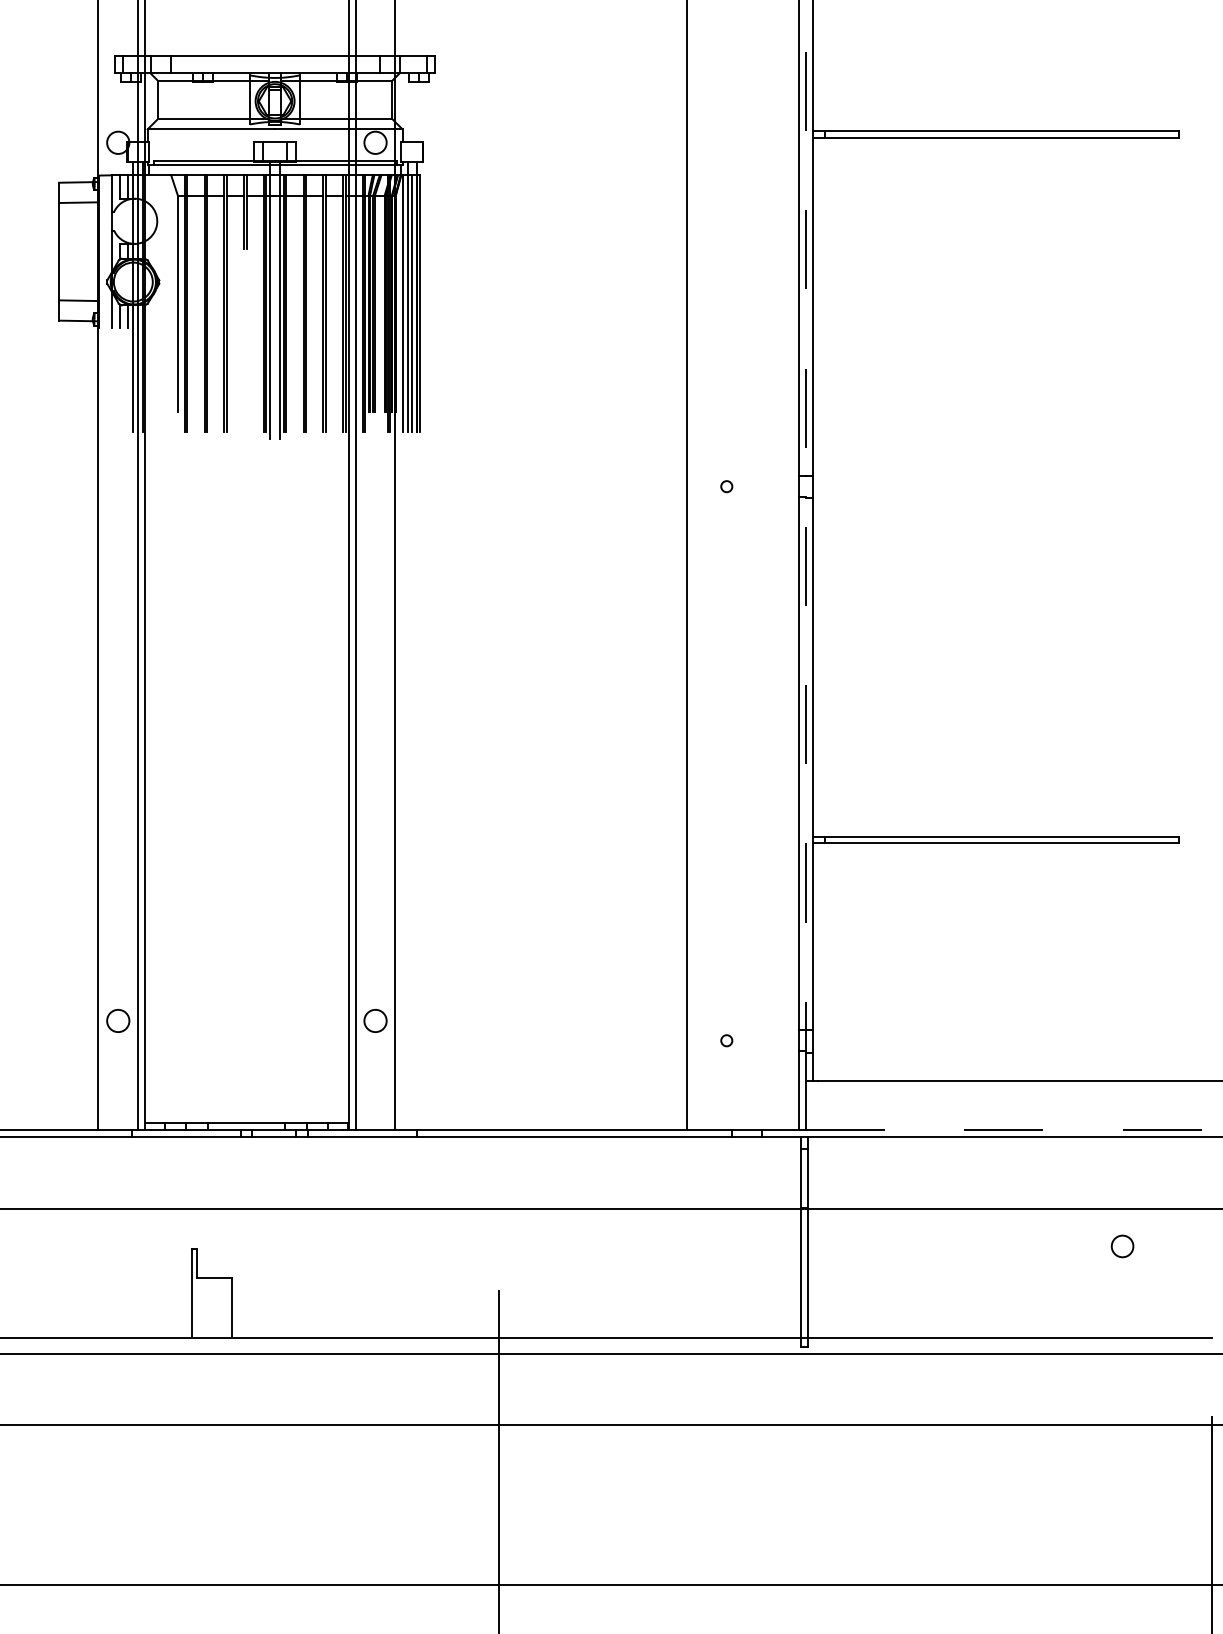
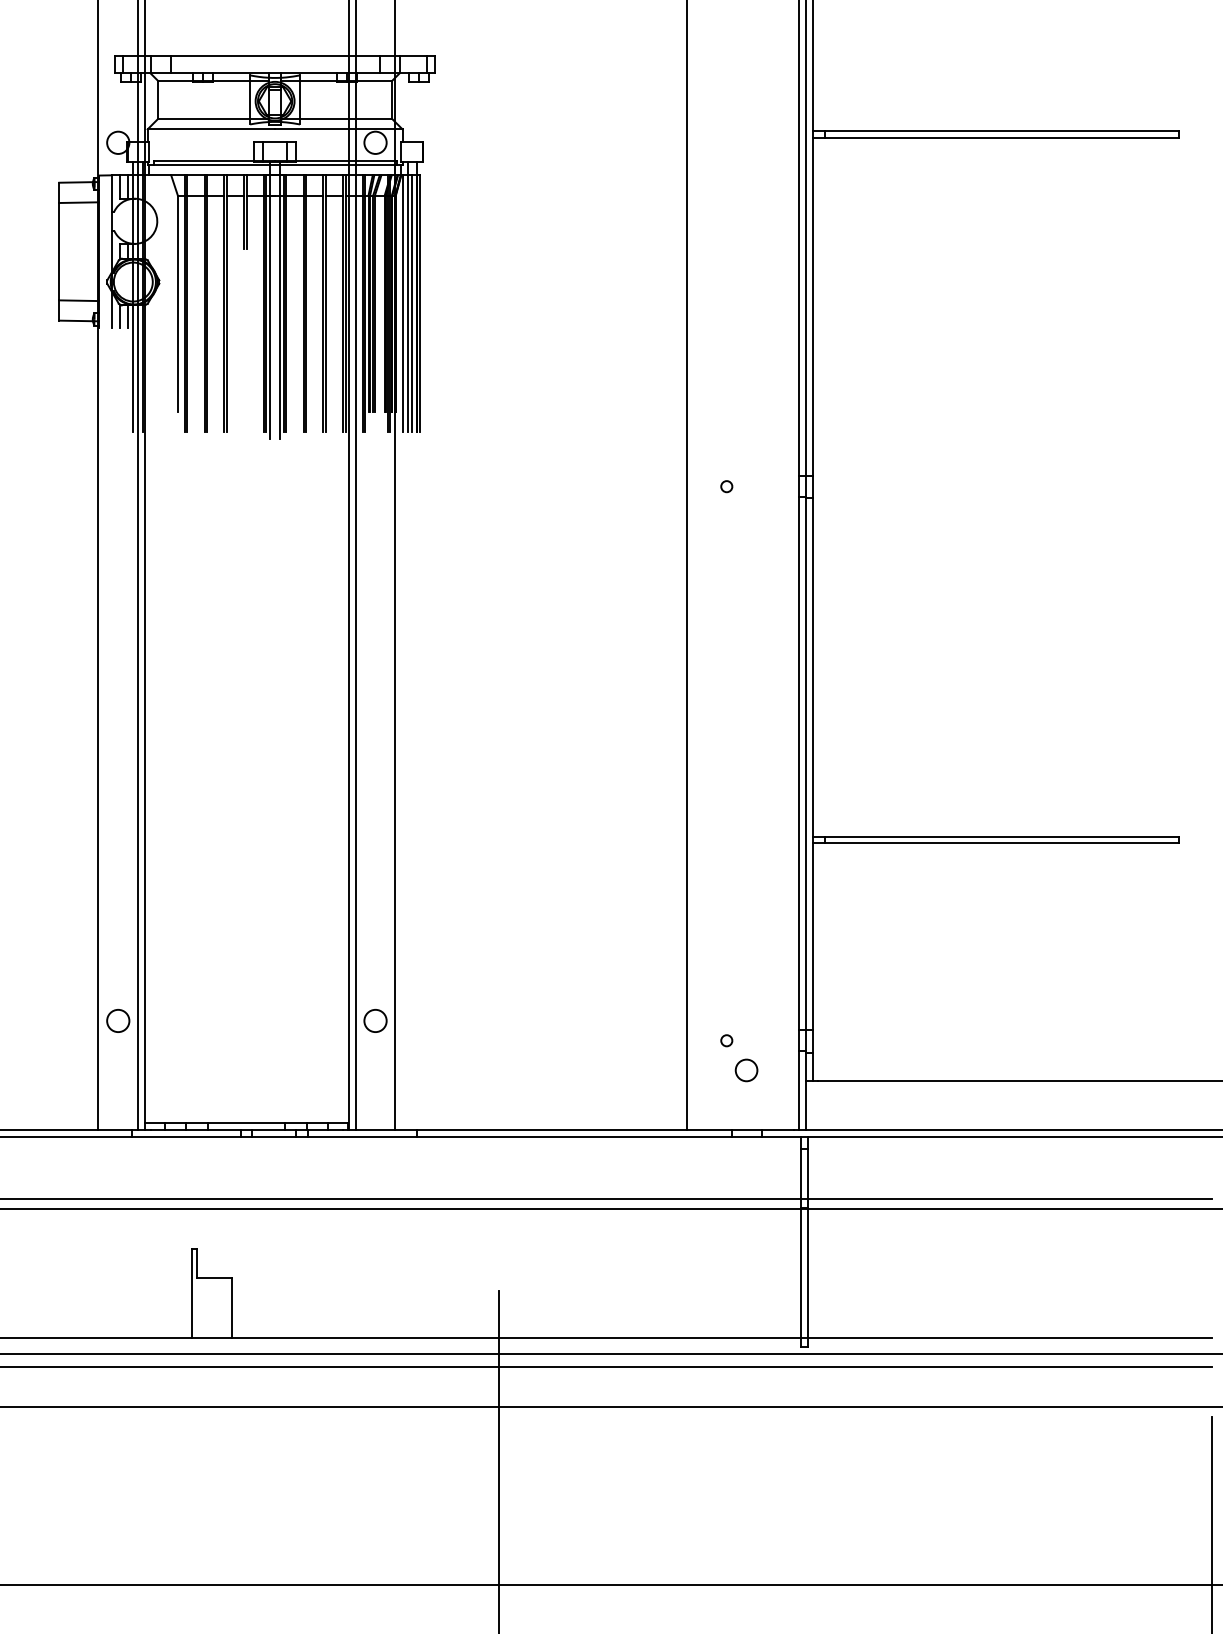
line: dashed -> solid (805, 540)
line: dashed -> solid (1014, 1129)
line: none -> present (606, 1199)
circle position: (1122, 1246) -> (746, 1070) (746, 1070)
line: none -> present (606, 1367)
line position: (610, 1424) -> (610, 1406) (610, 1406)
